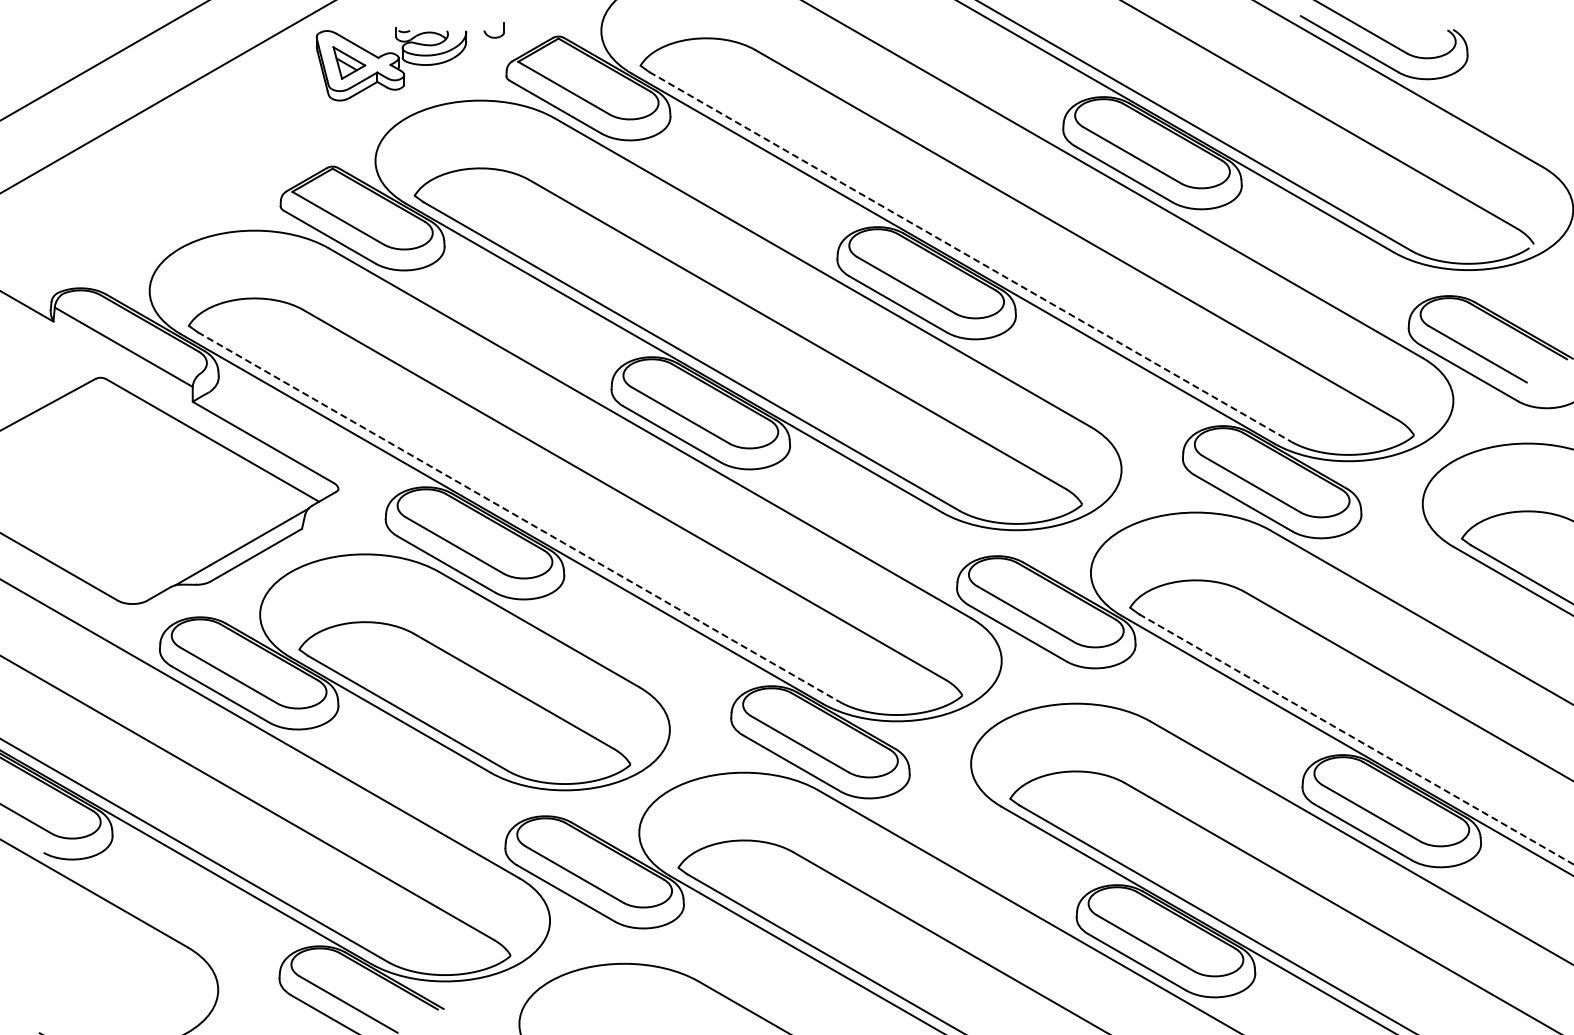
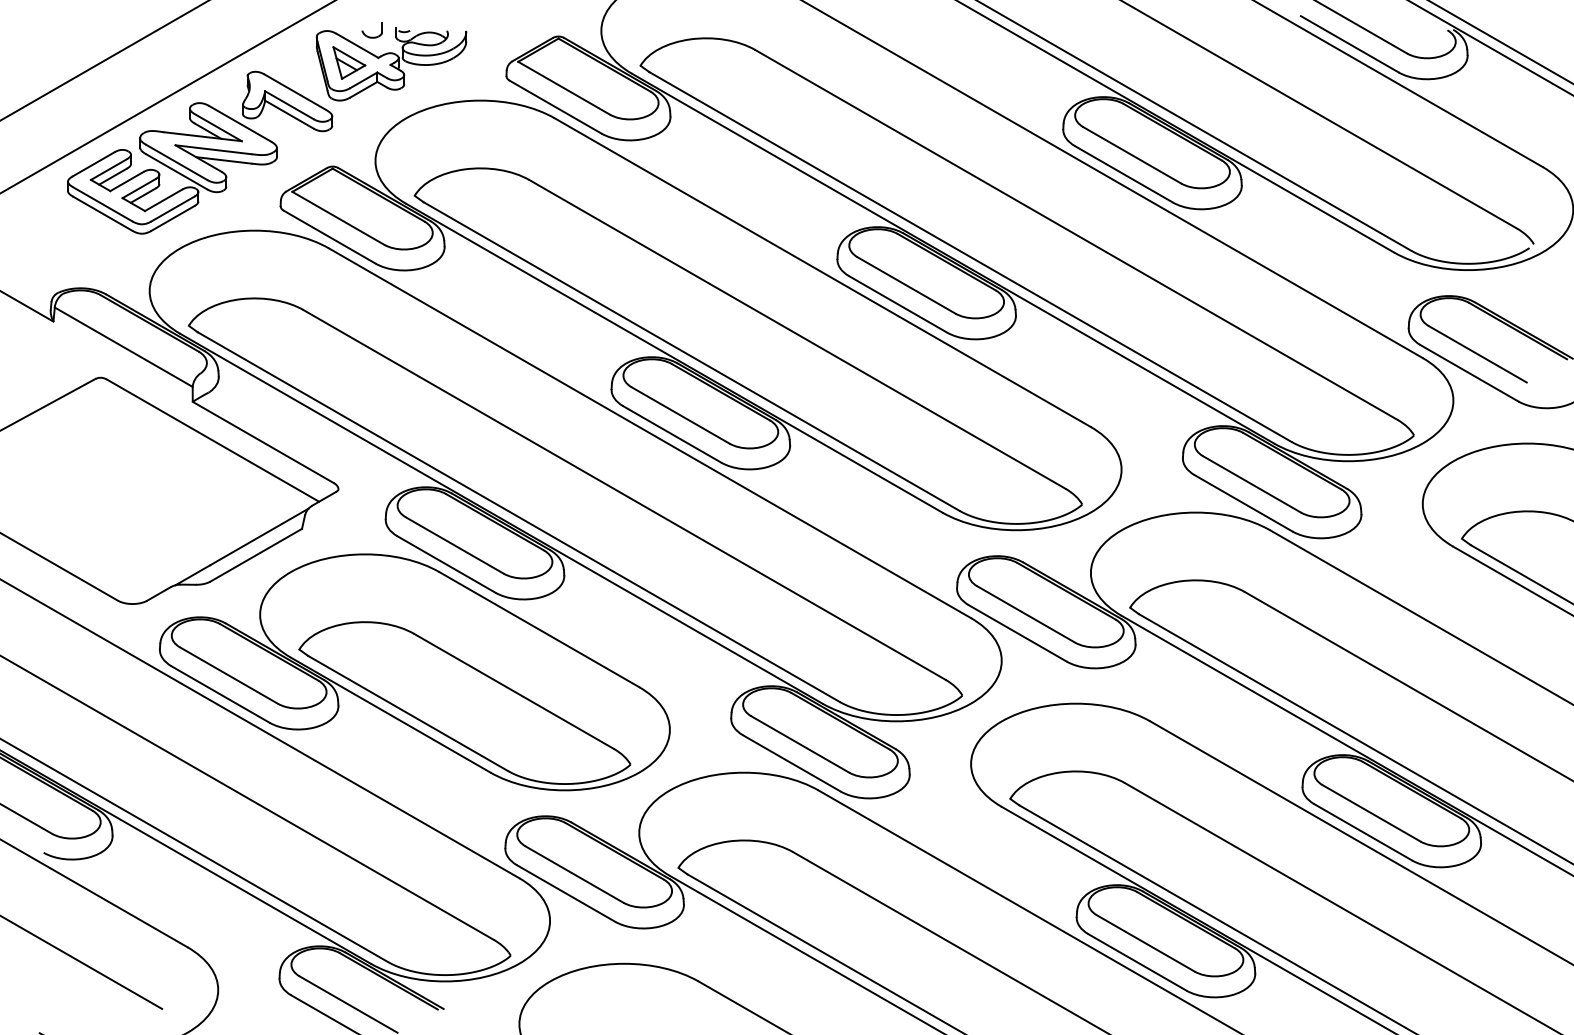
part position: (493, 30) -> (371, 30) (371, 30)
line: none -> present (1500, 42)
line: none -> present (1490, 48)
part: none -> present (200, 152)
line: dashed -> solid (970, 257)
line: dashed -> solid (519, 517)
line: dashed -> solid (1356, 739)
line: none -> present (82, 962)
